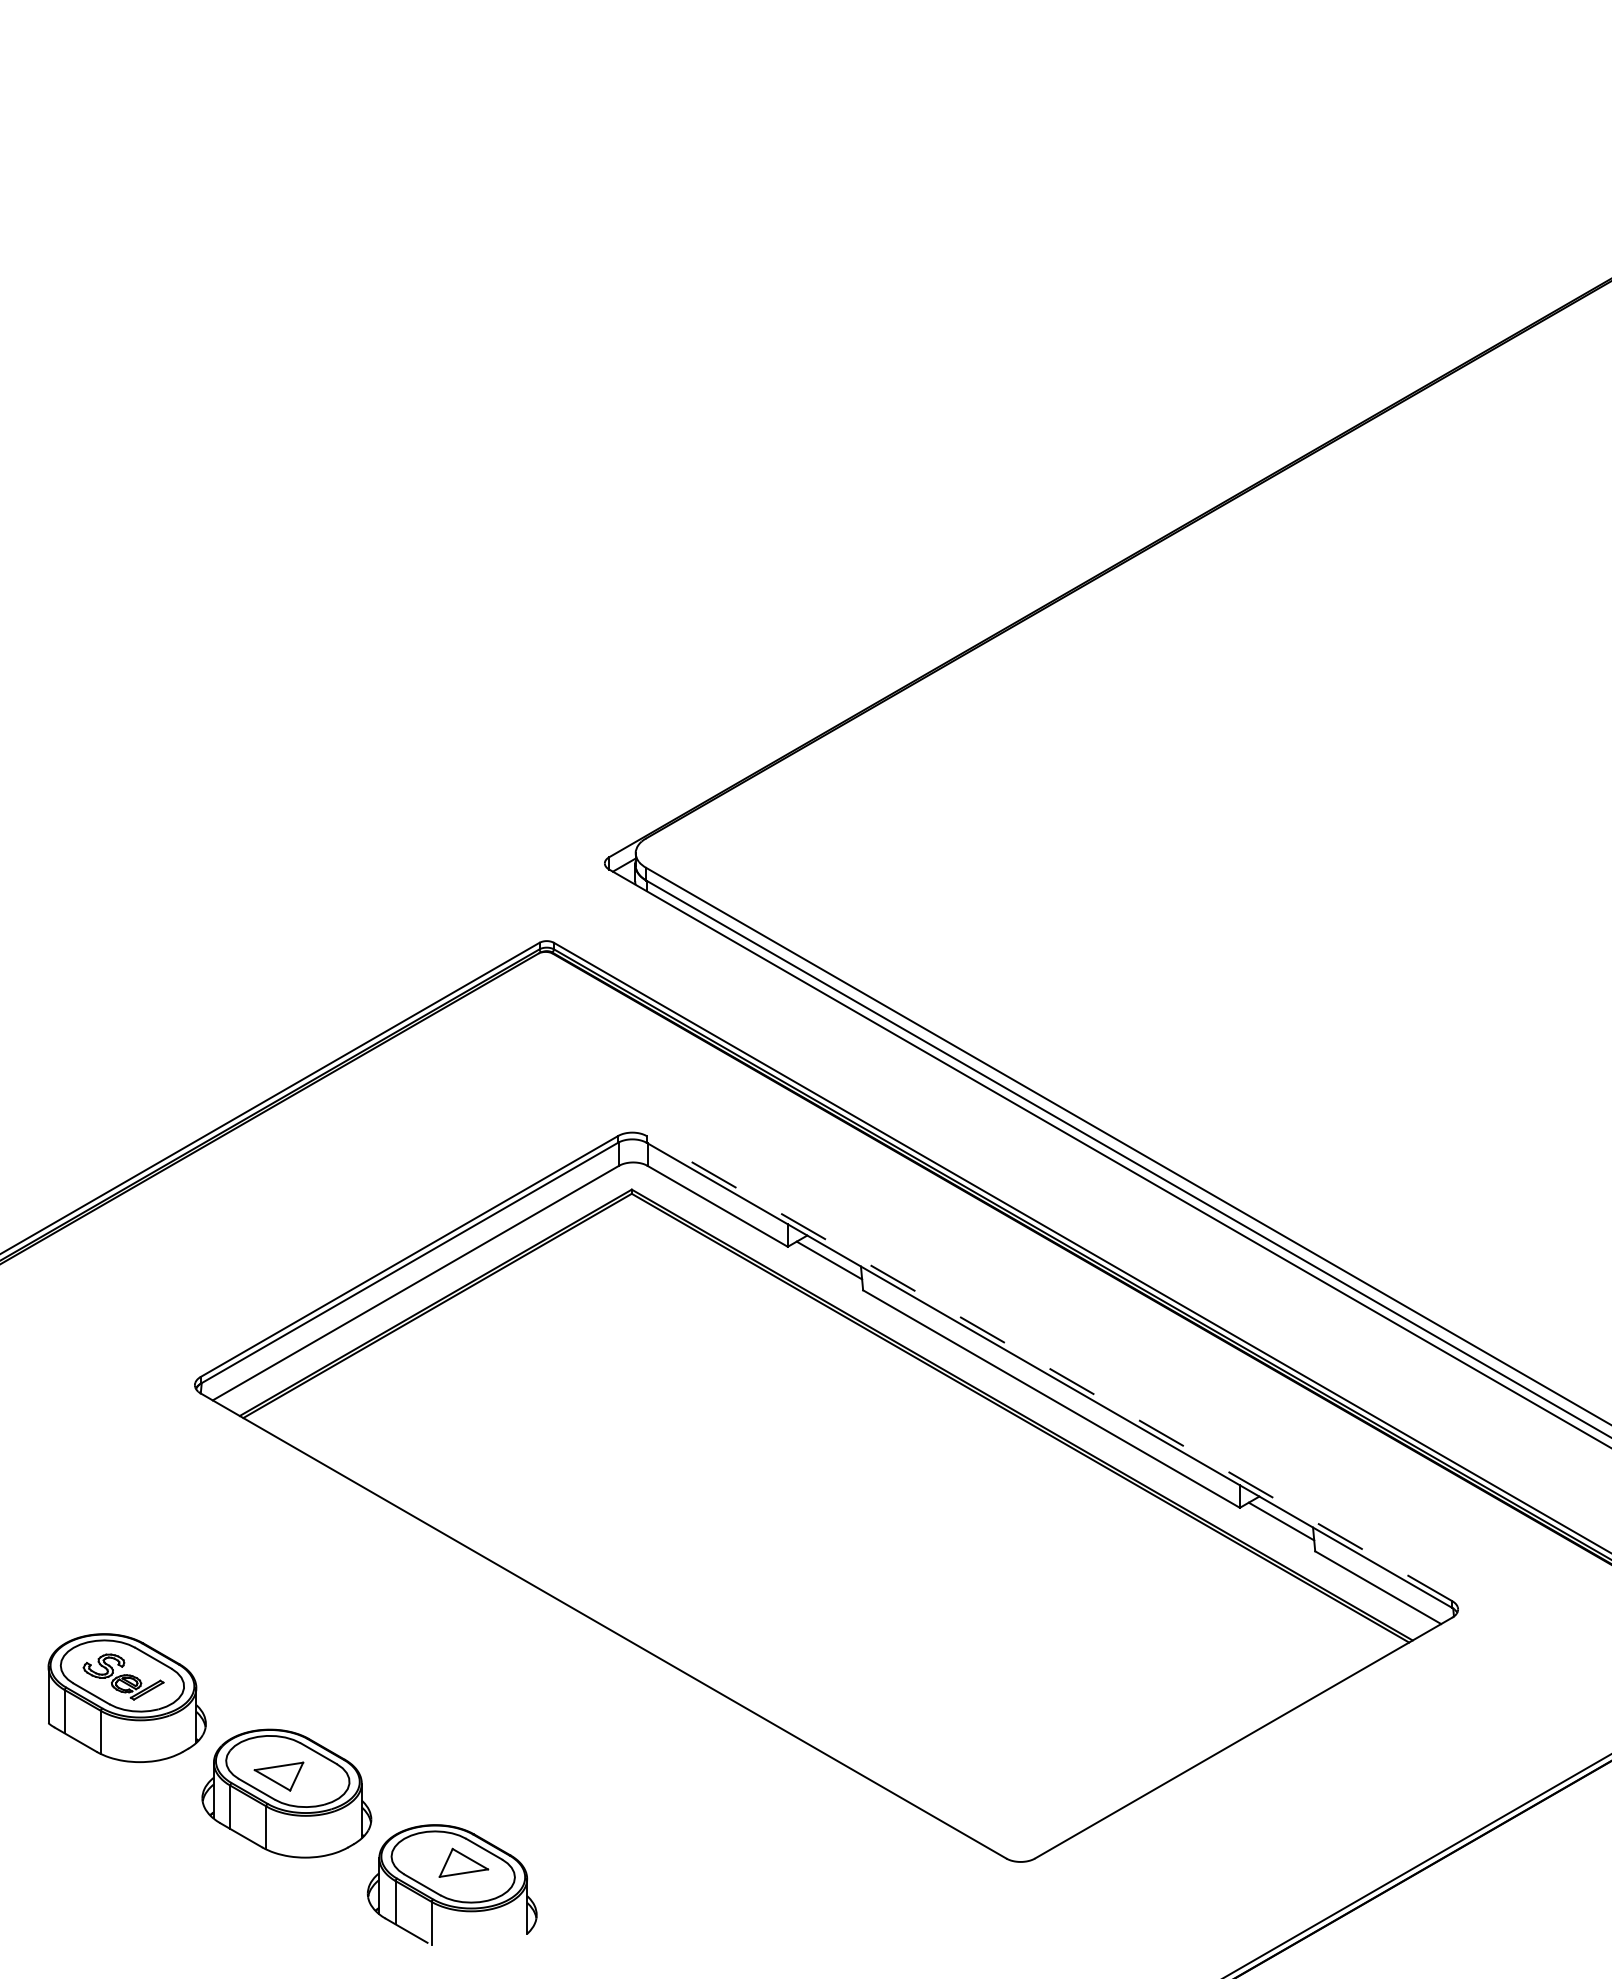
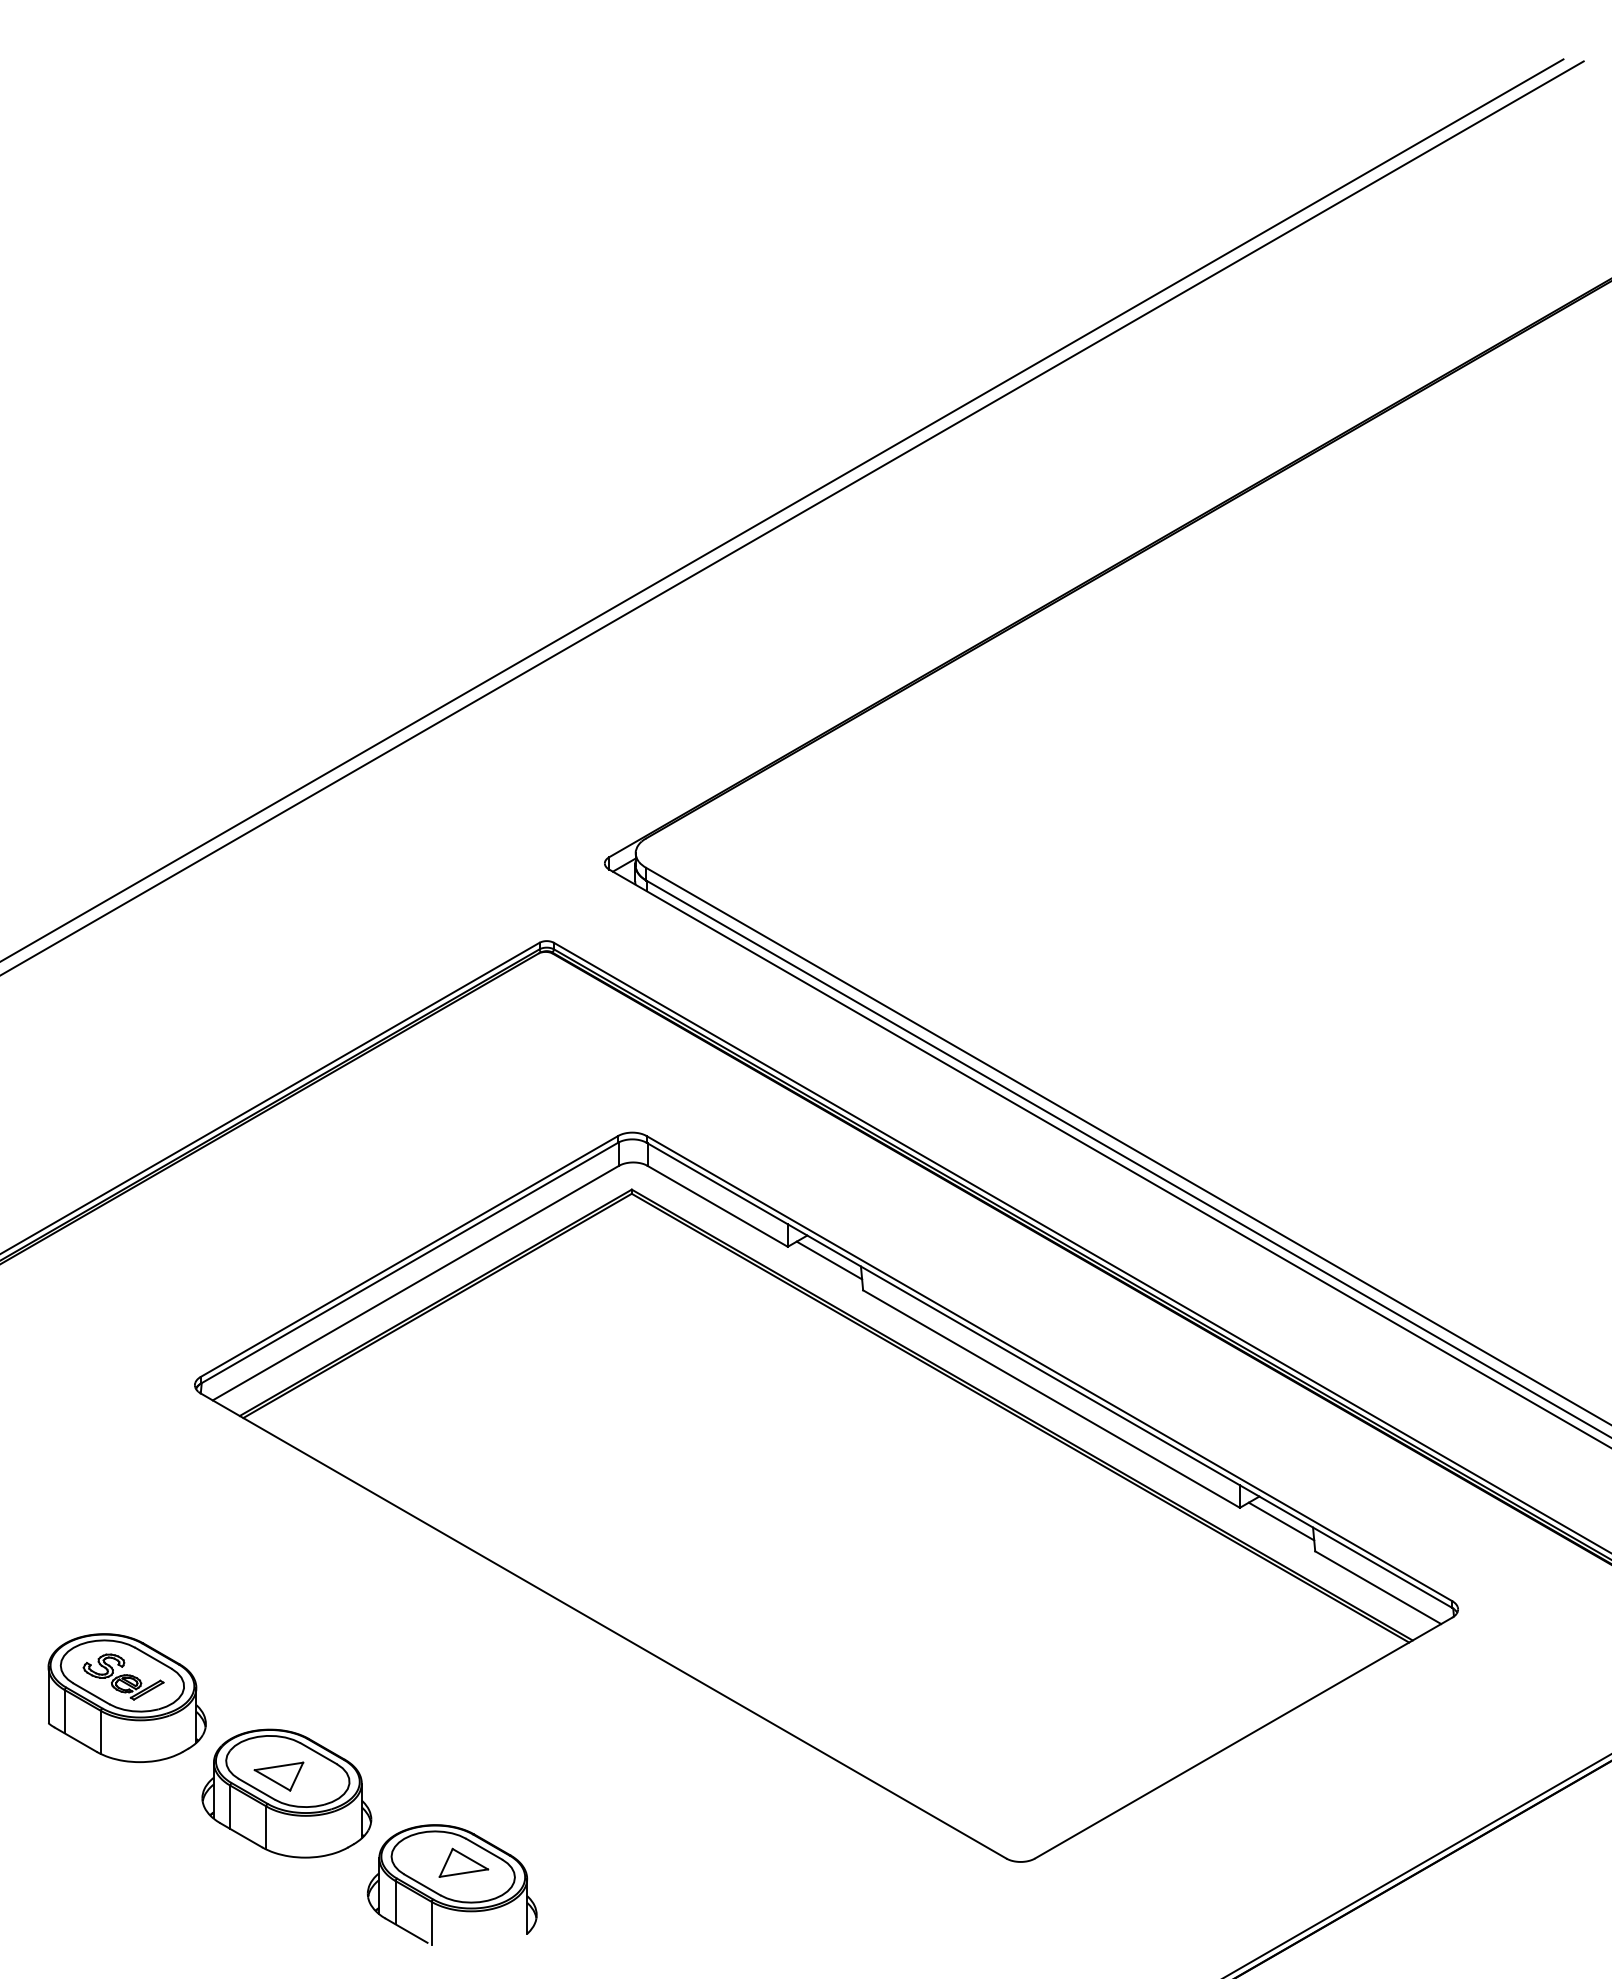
line: none -> present (782, 509)
line: none -> present (792, 517)
line: dashed -> solid (1049, 1368)
